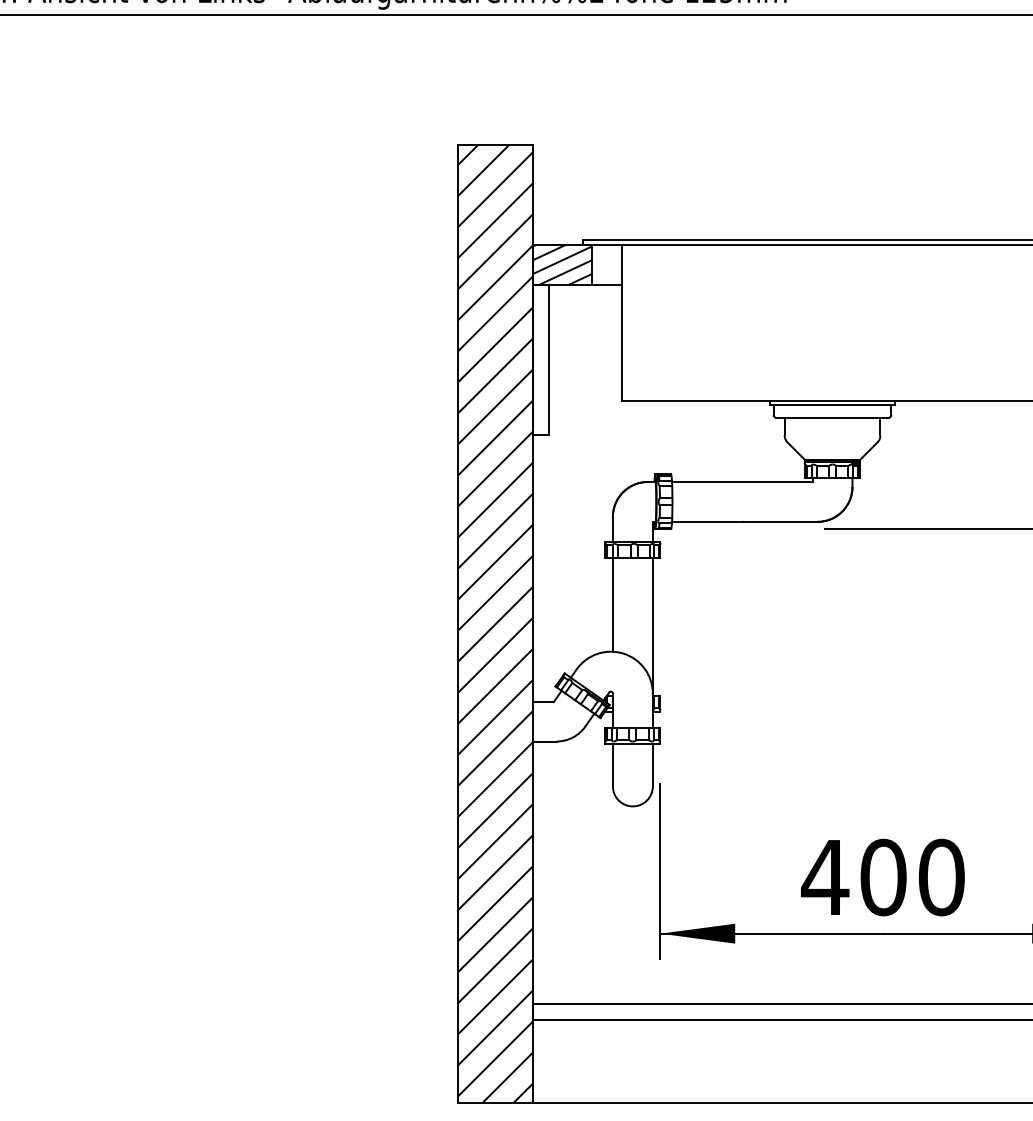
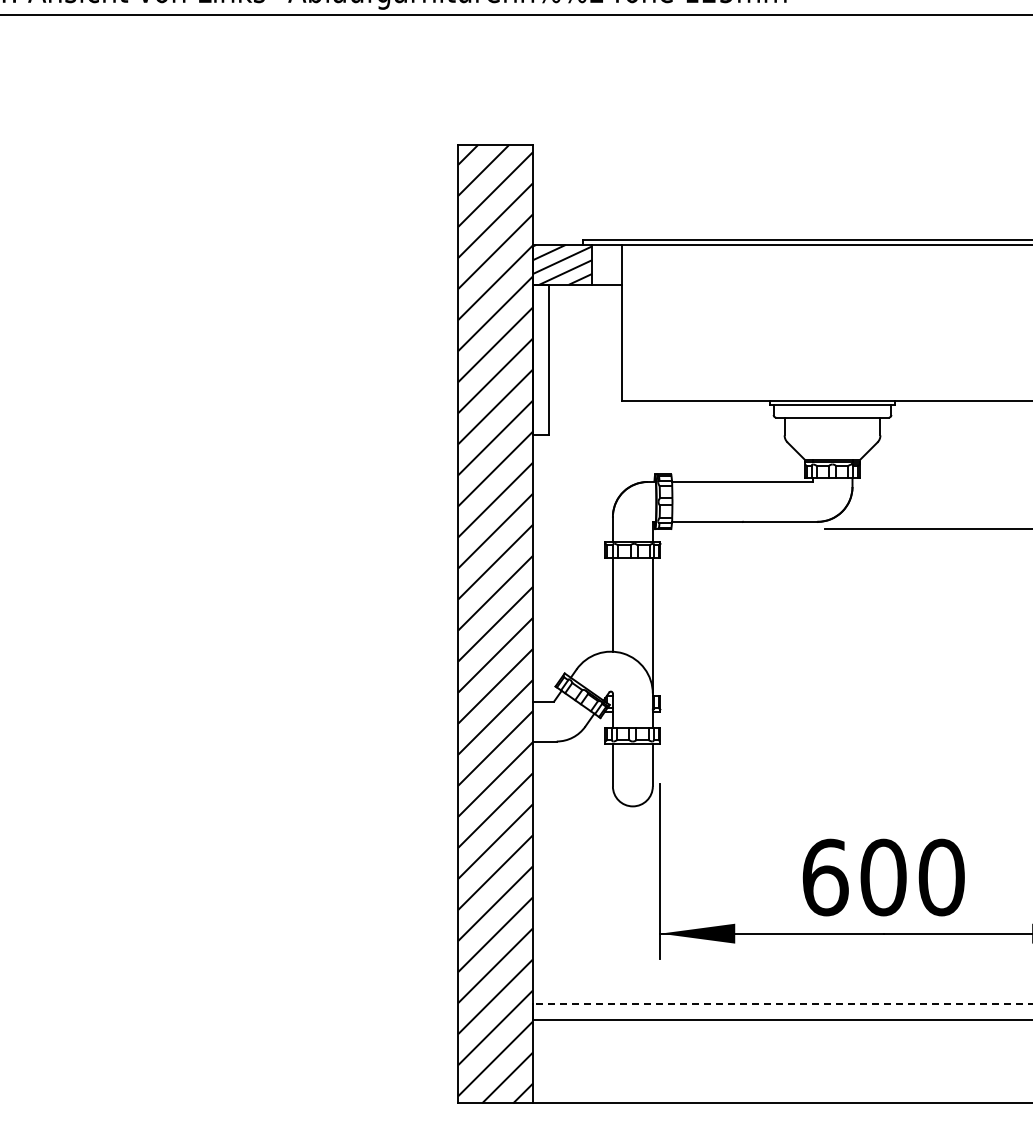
text: 400 -> 600 (825, 877)
line: solid -> dashed (782, 1003)
